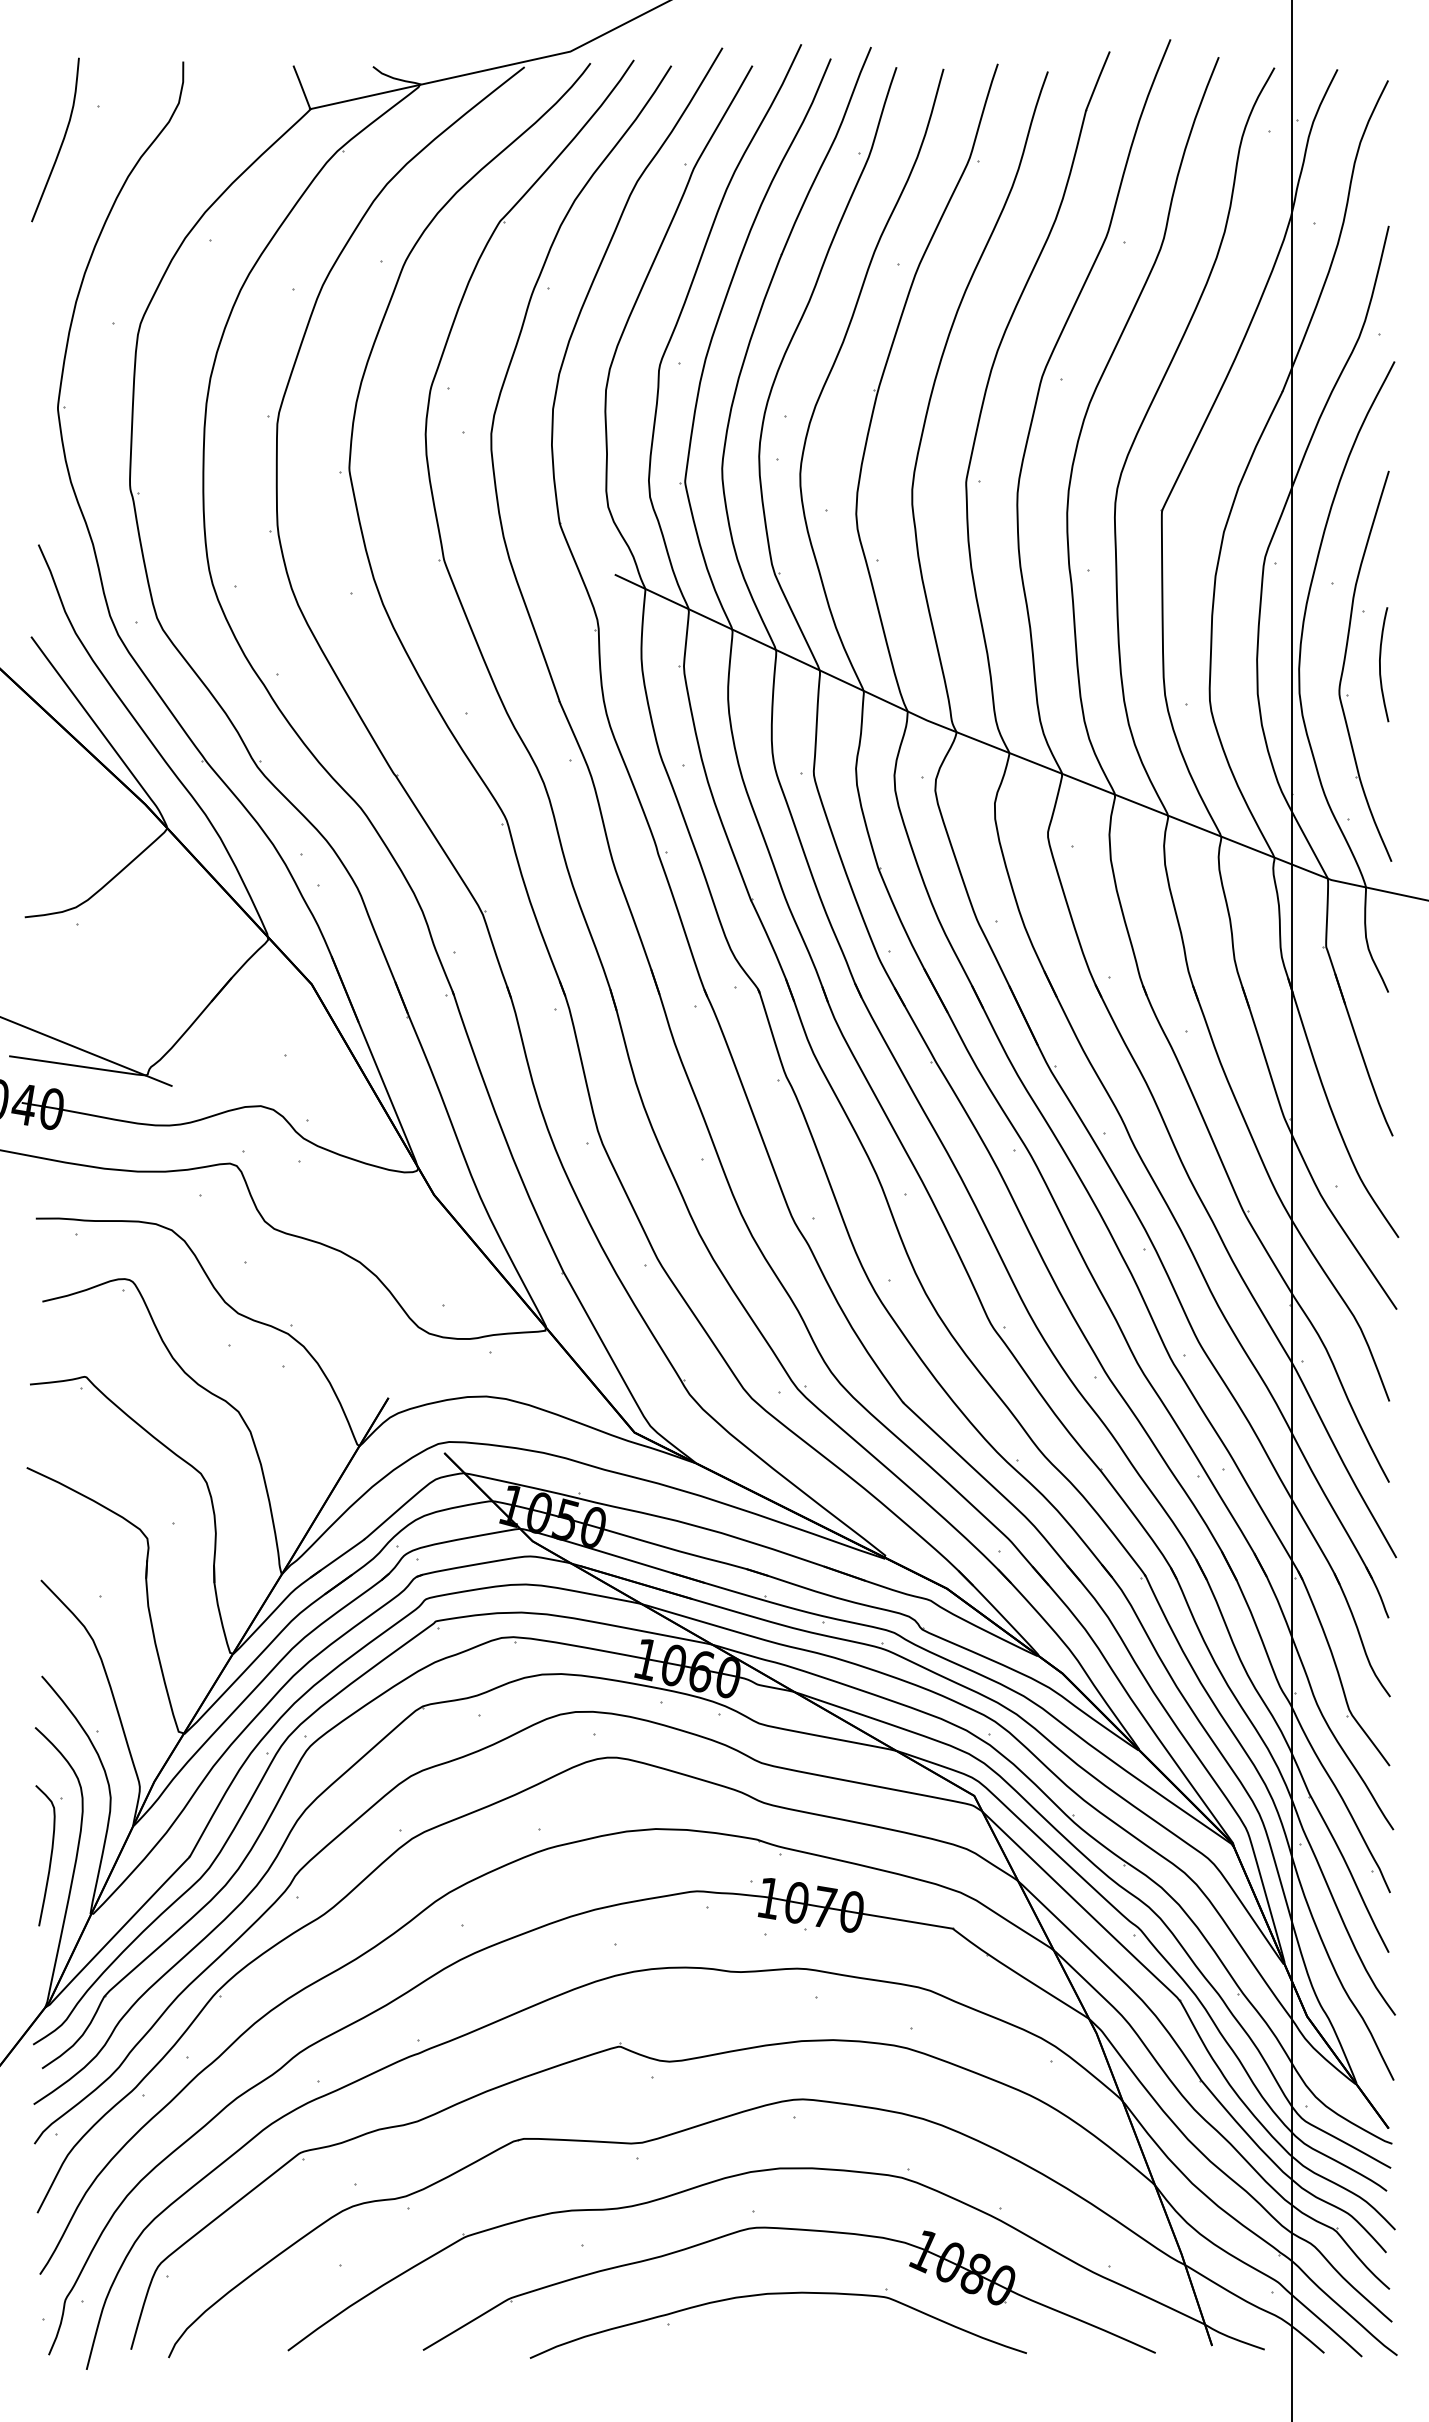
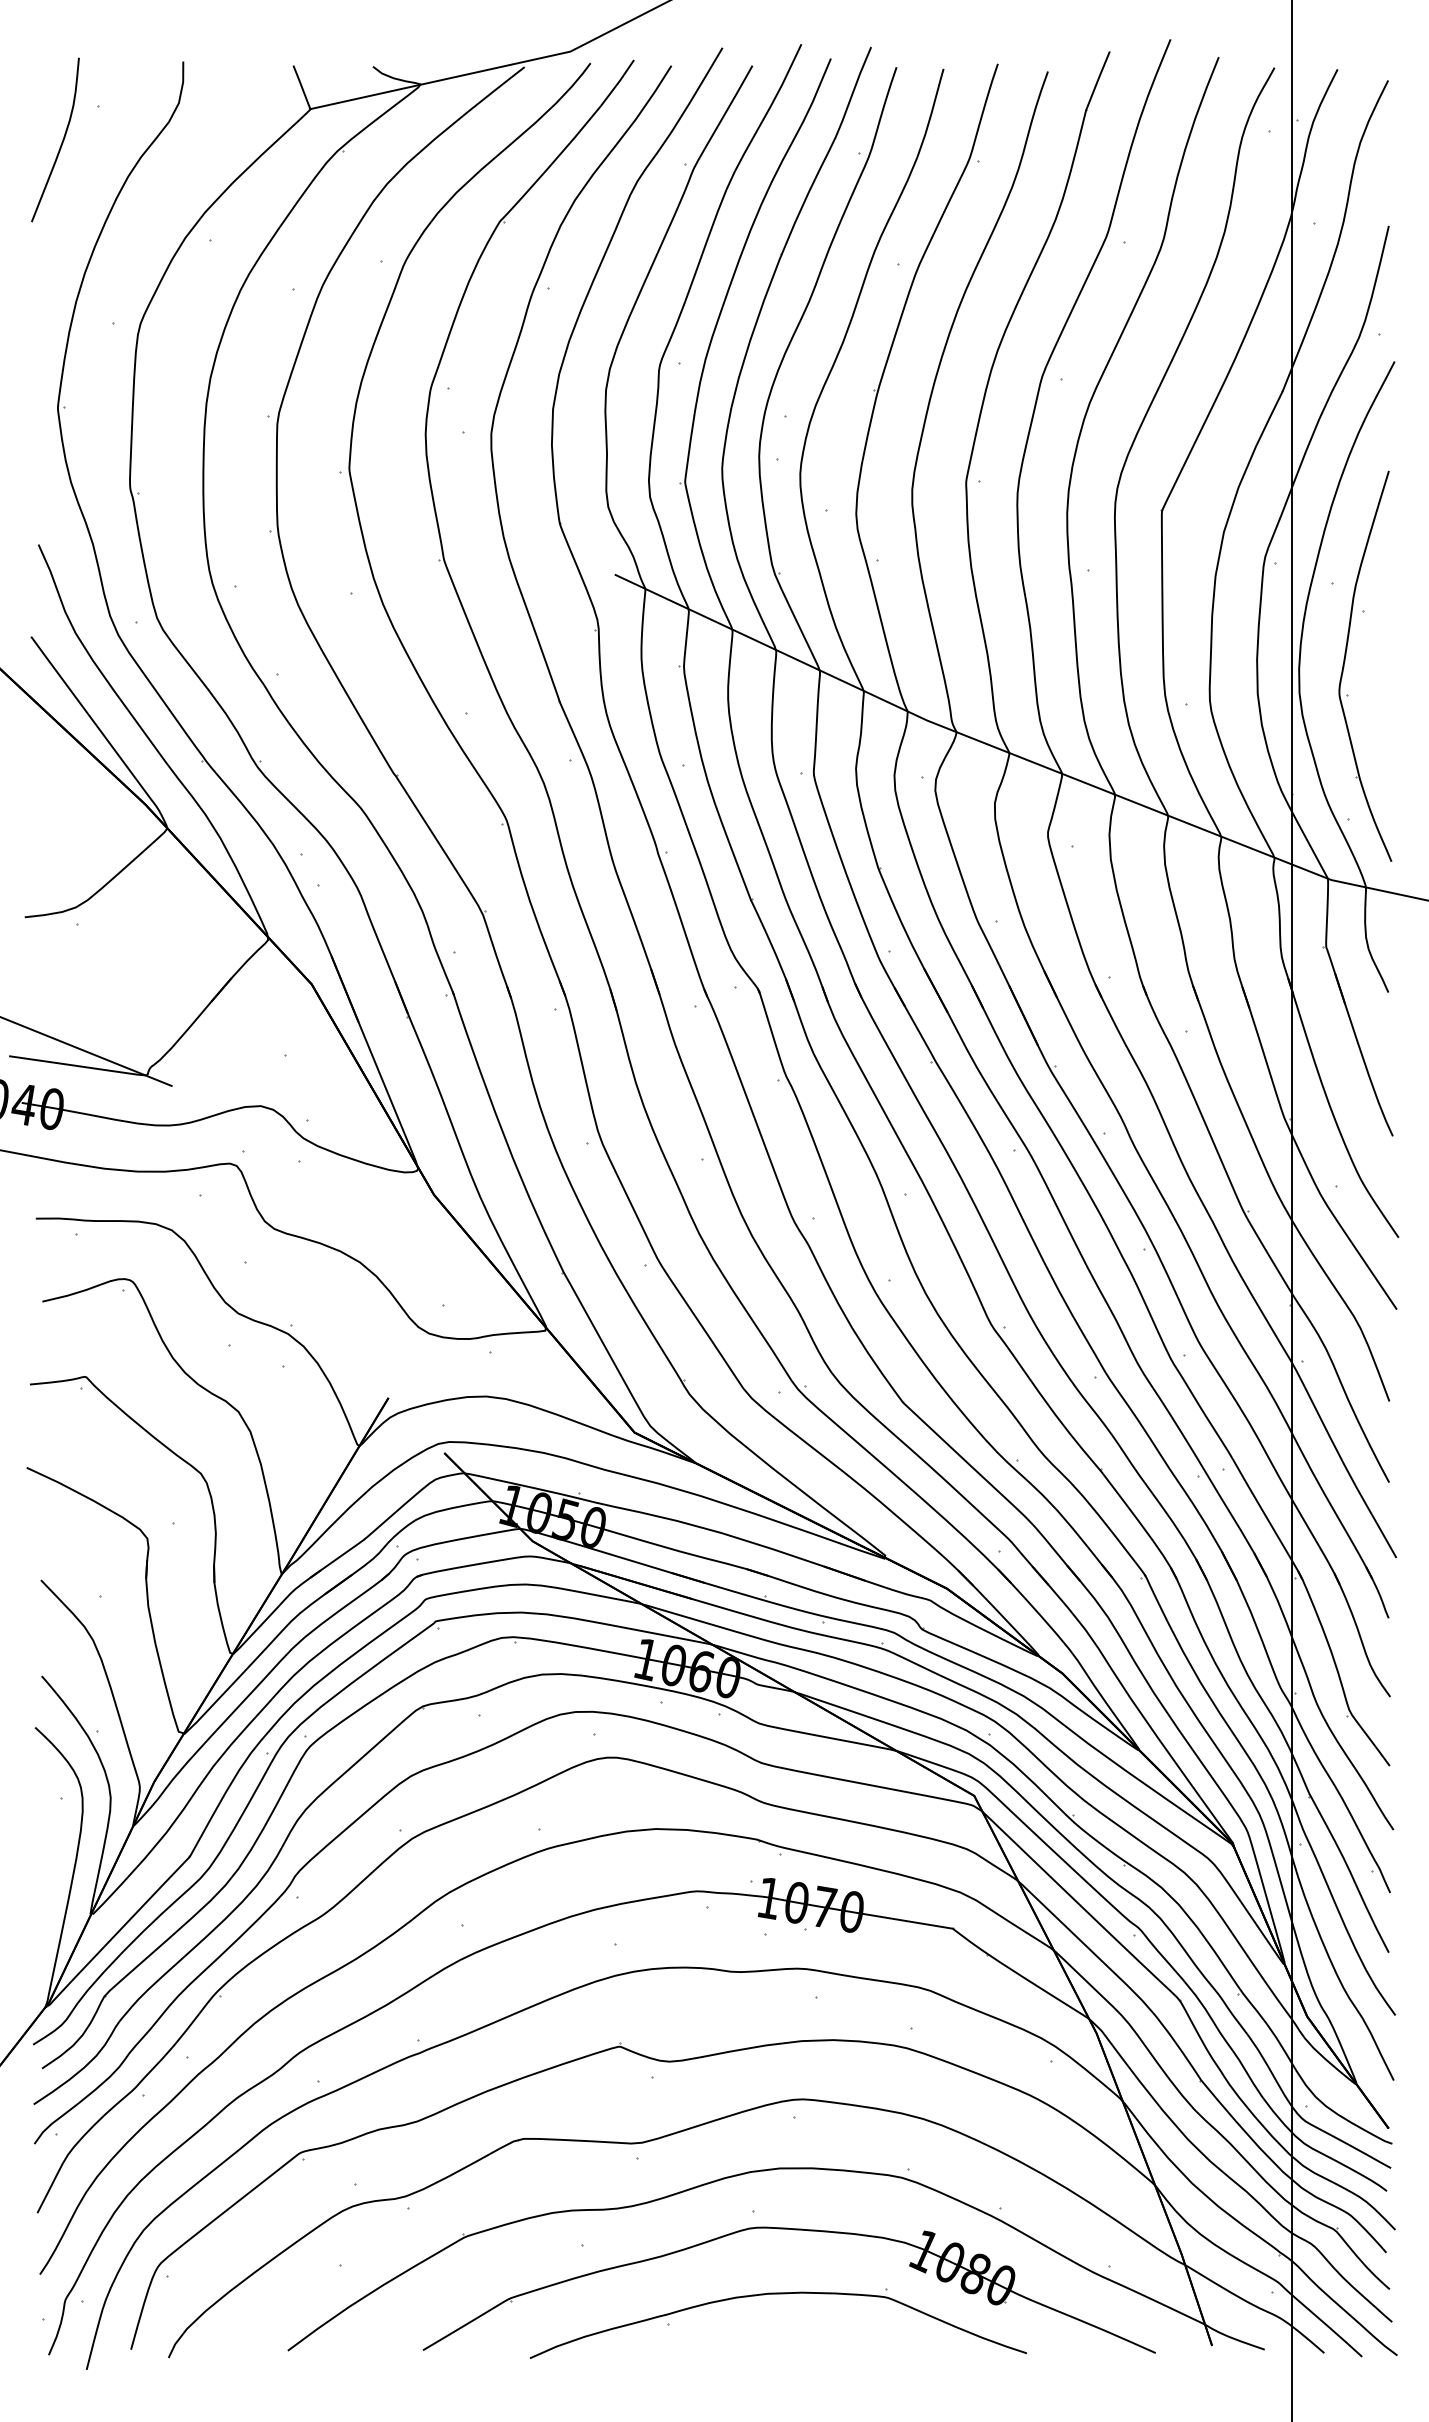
curve: present -> none (1380, 664)
curve: present -> none (50, 1855)
